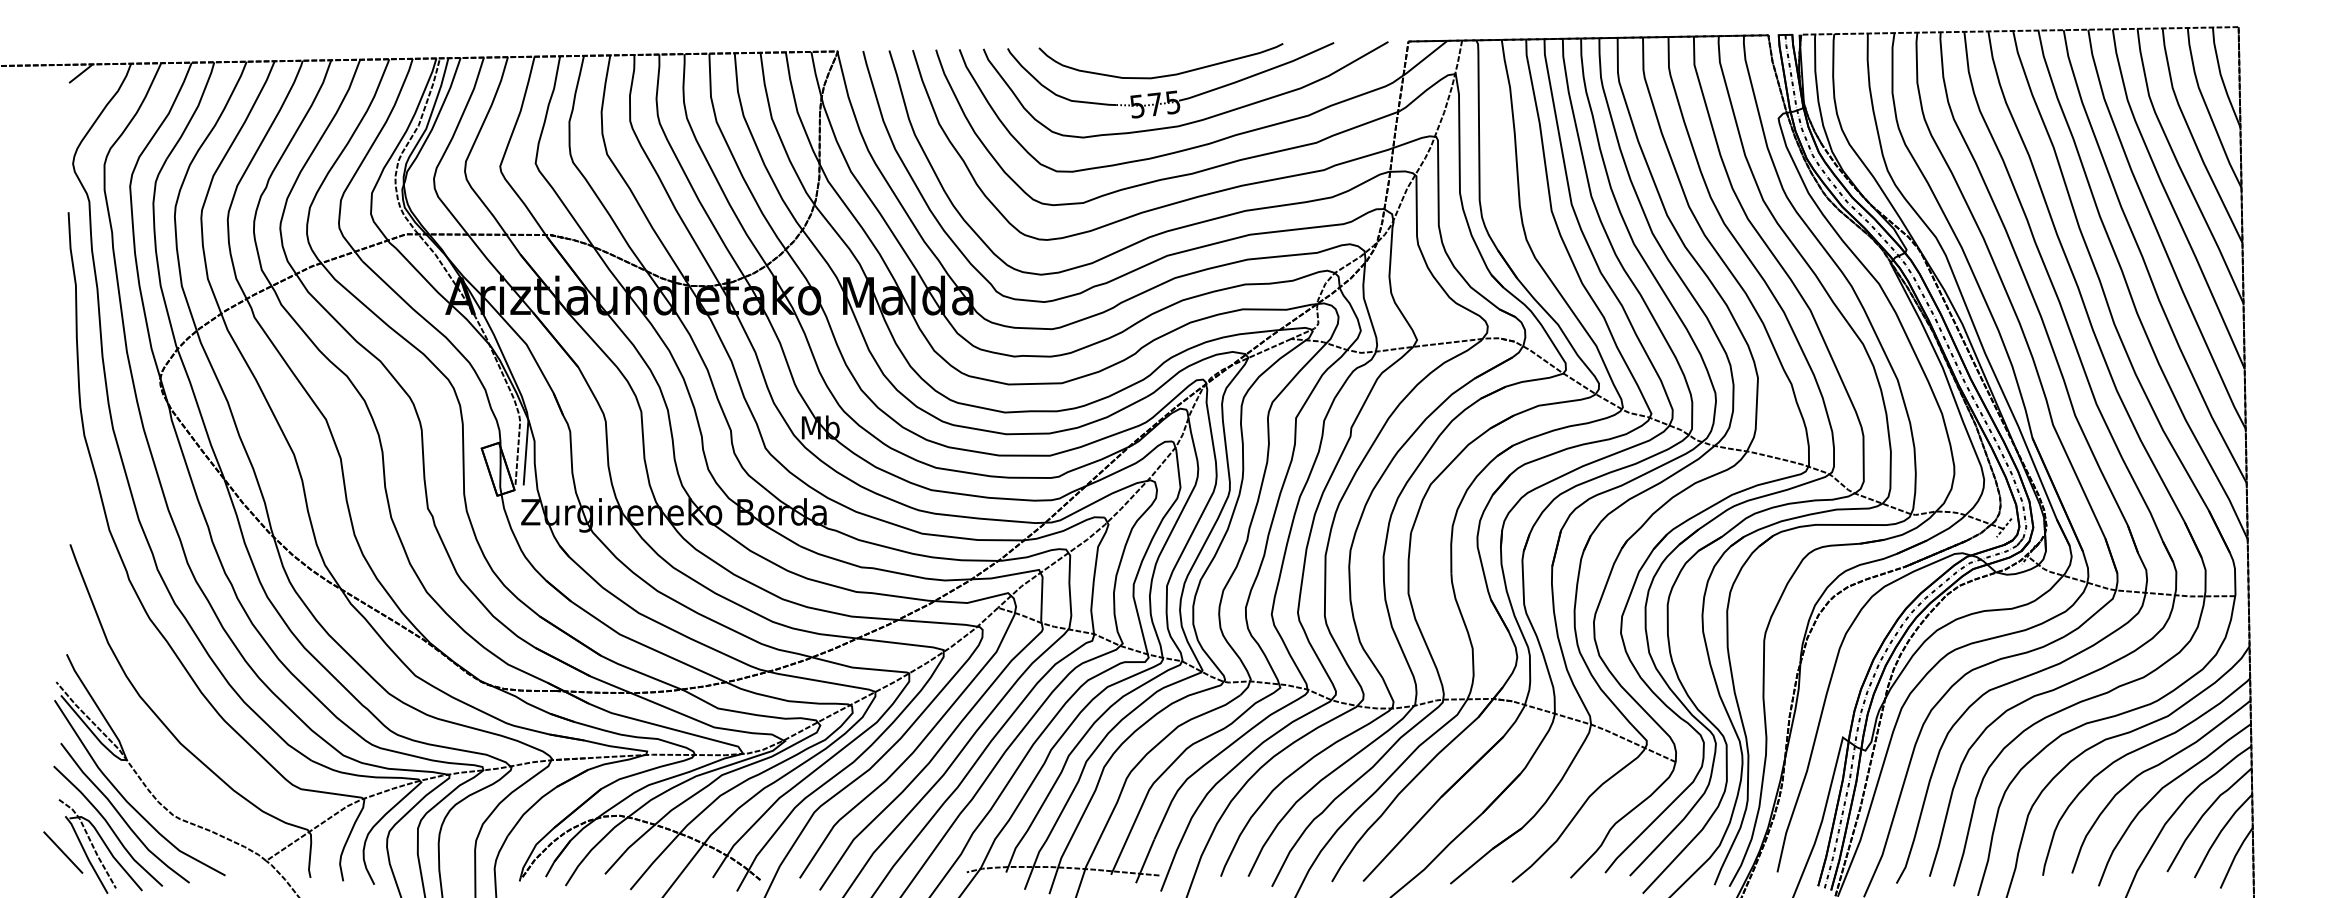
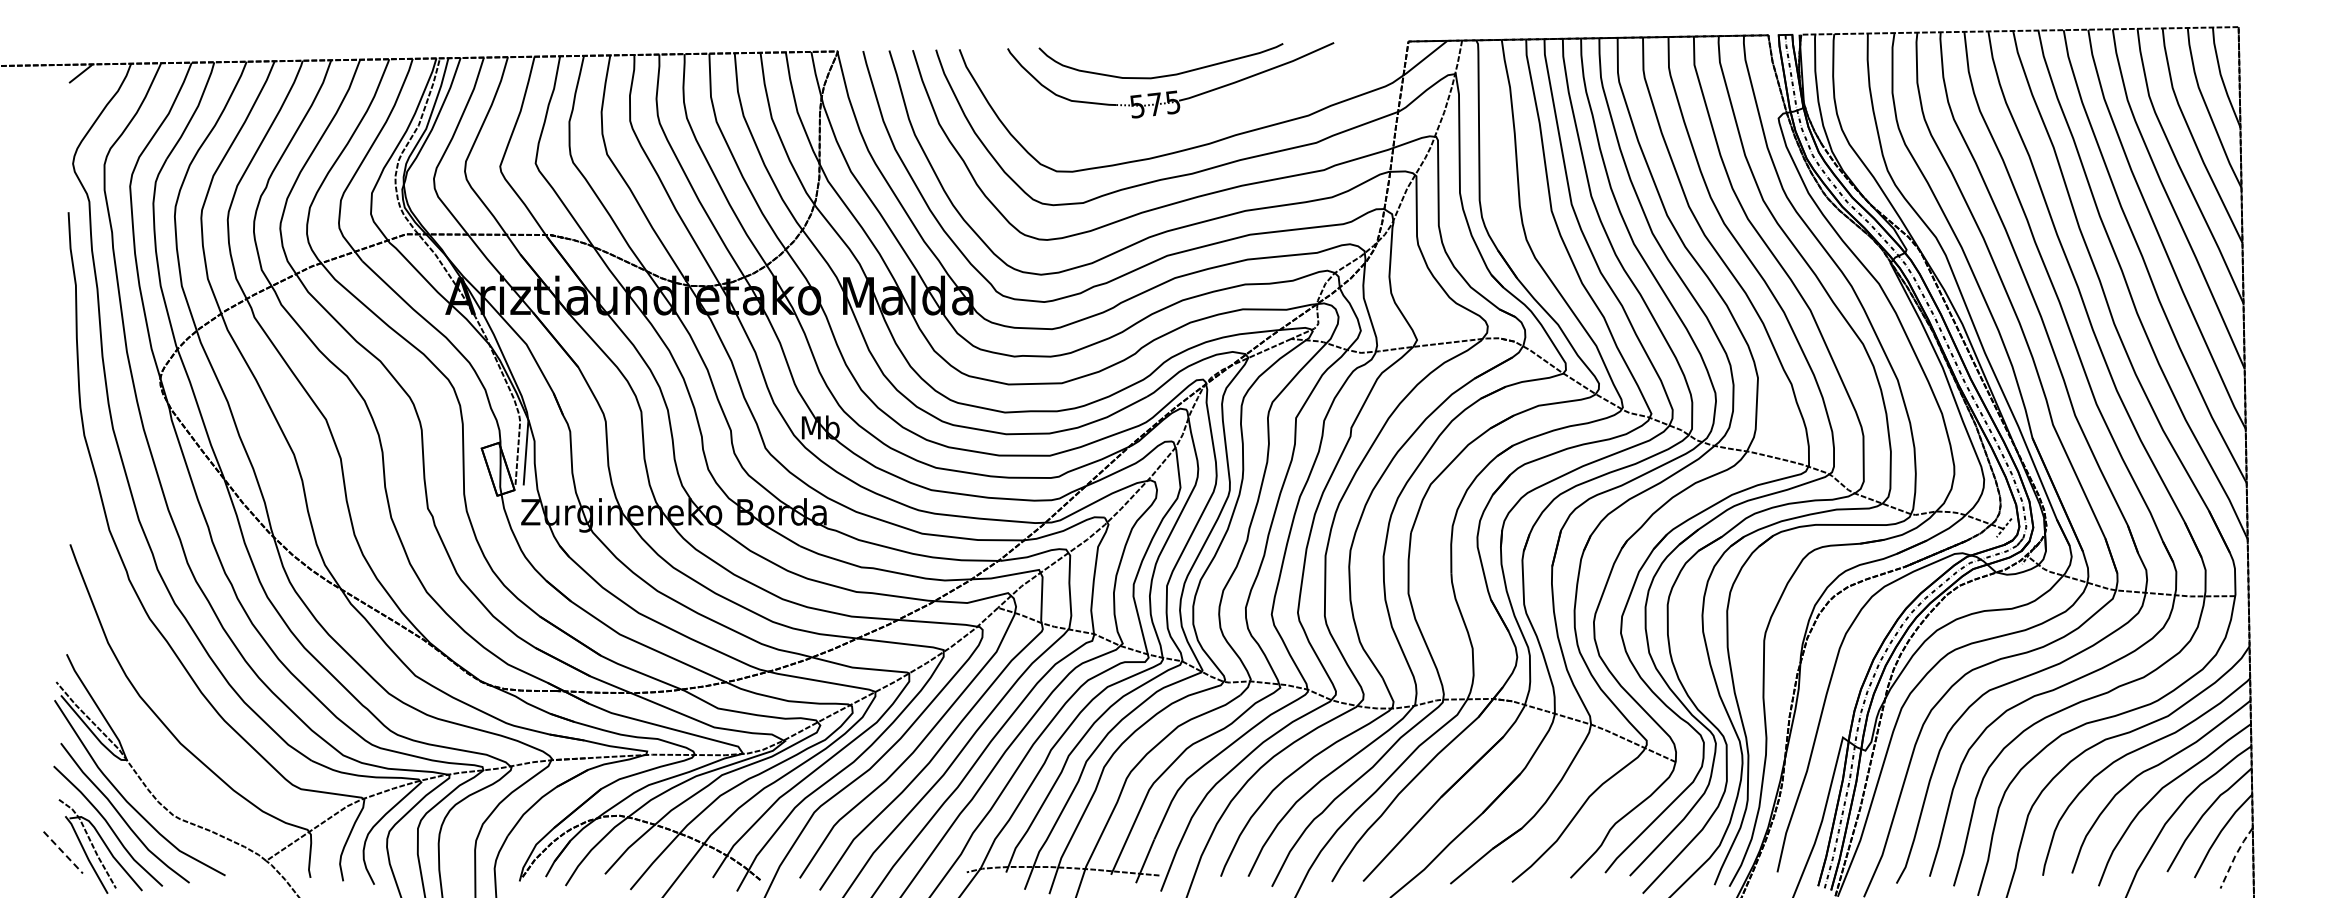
curve: present -> none (1195, 120)
line: solid -> dashed (63, 852)
line: solid -> dashed (2235, 856)
